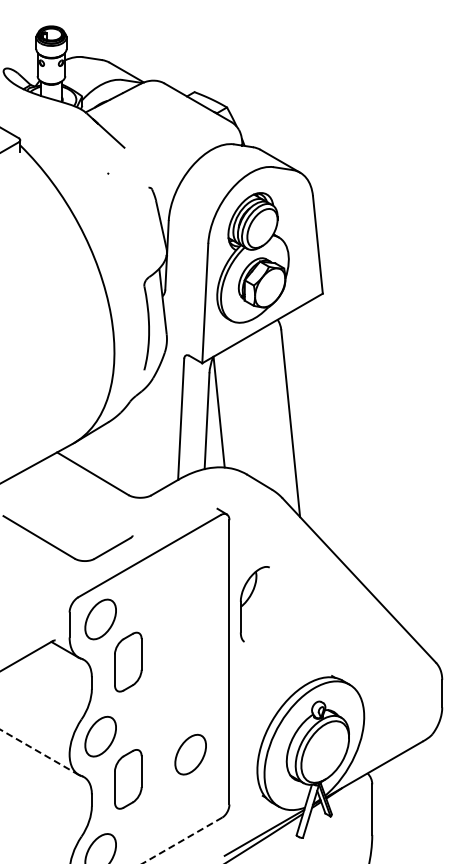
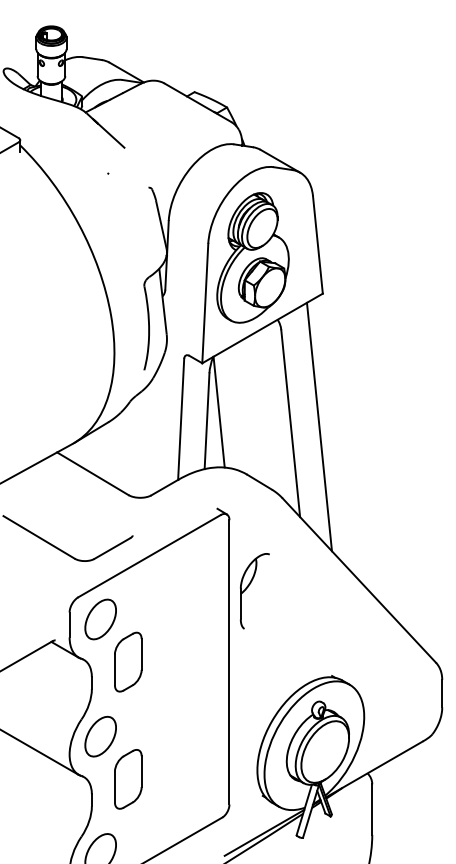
line: none -> present (318, 426)
part position: (249, 599) -> (249, 586) (249, 586)
line: dashed -> solid (39, 751)
part: present -> none (190, 754)
line: dashed -> solid (181, 840)
